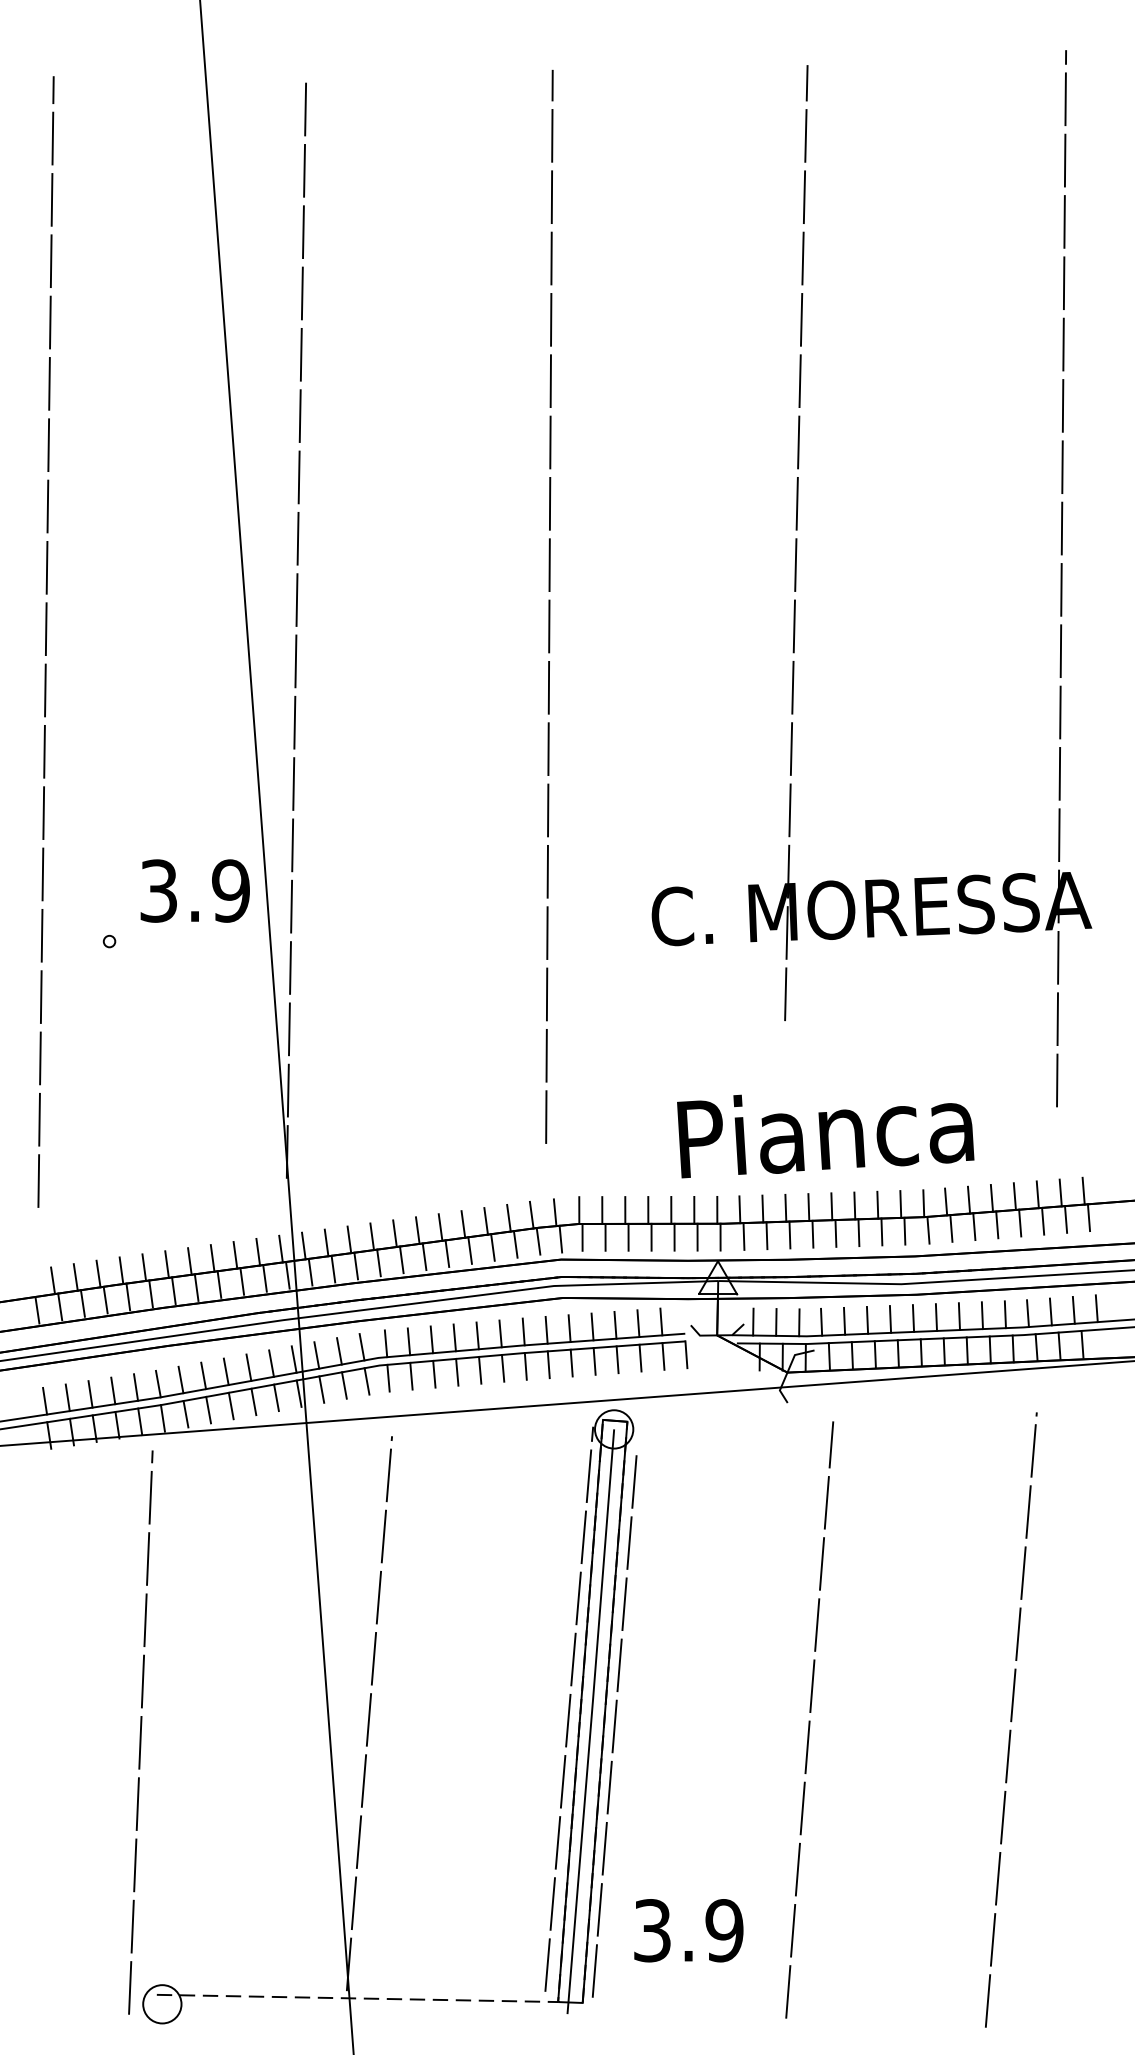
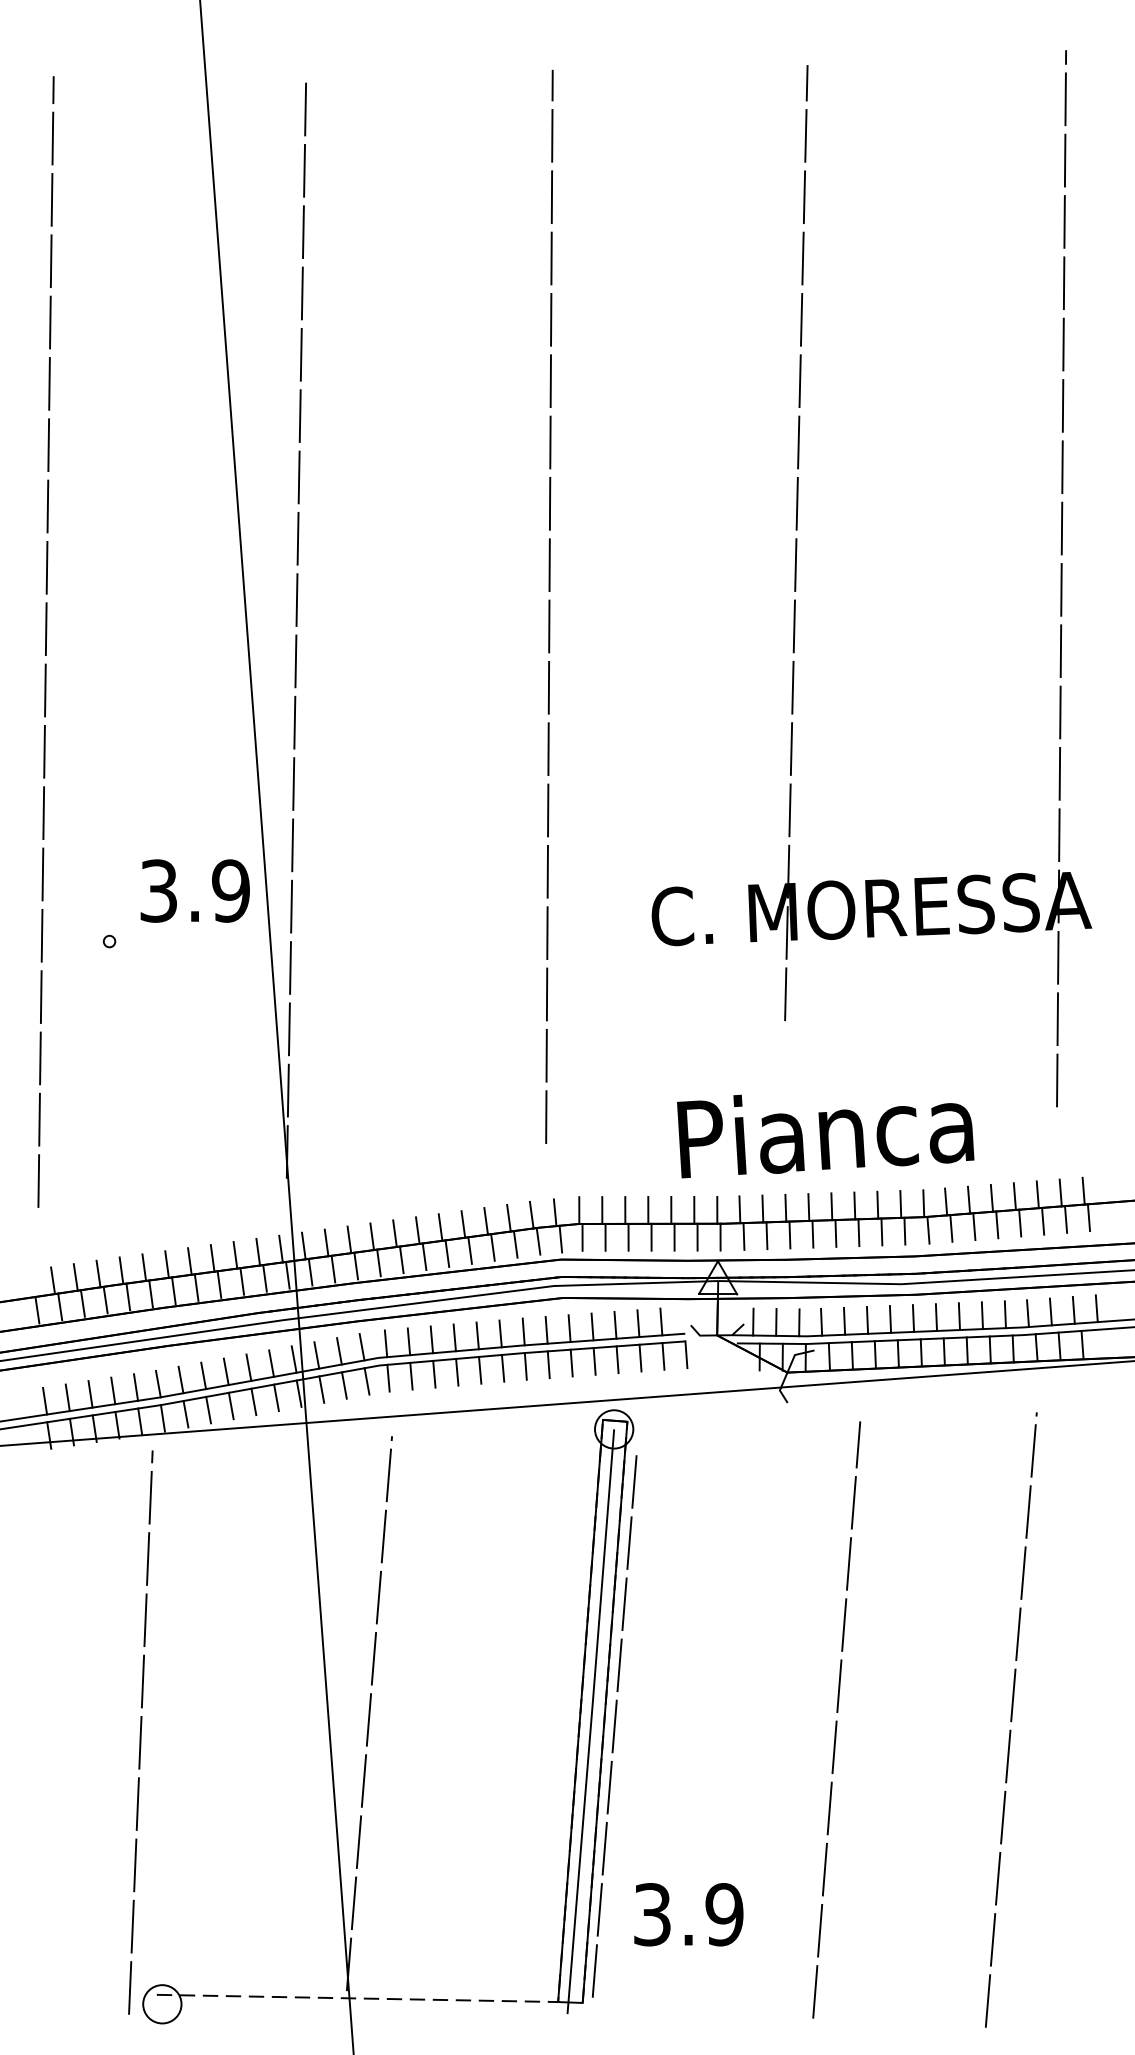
line: present -> none (569, 1708)
line position: (809, 1720) -> (836, 1720) (836, 1720)
text position: (688, 1930) -> (688, 1914) (688, 1914)
